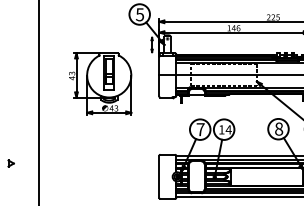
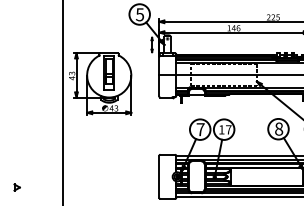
line position: (39, 102) -> (63, 102) (63, 102)
text: 14 -> 17 (228, 129)
part position: (10, 163) -> (16, 187) (16, 187)
